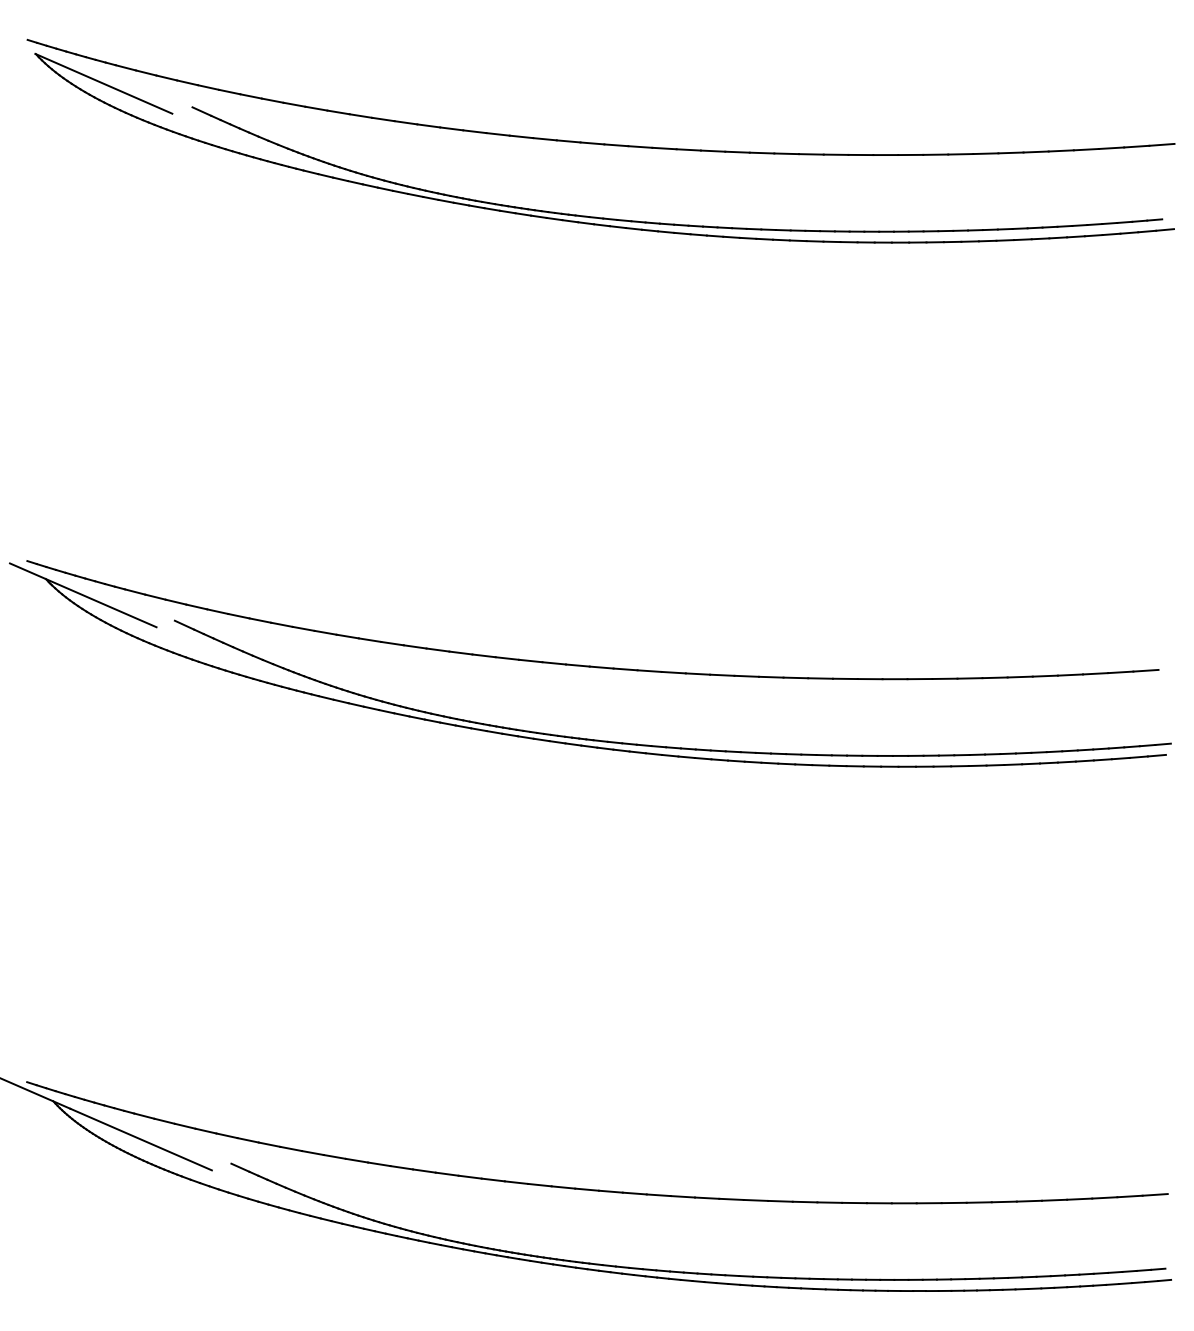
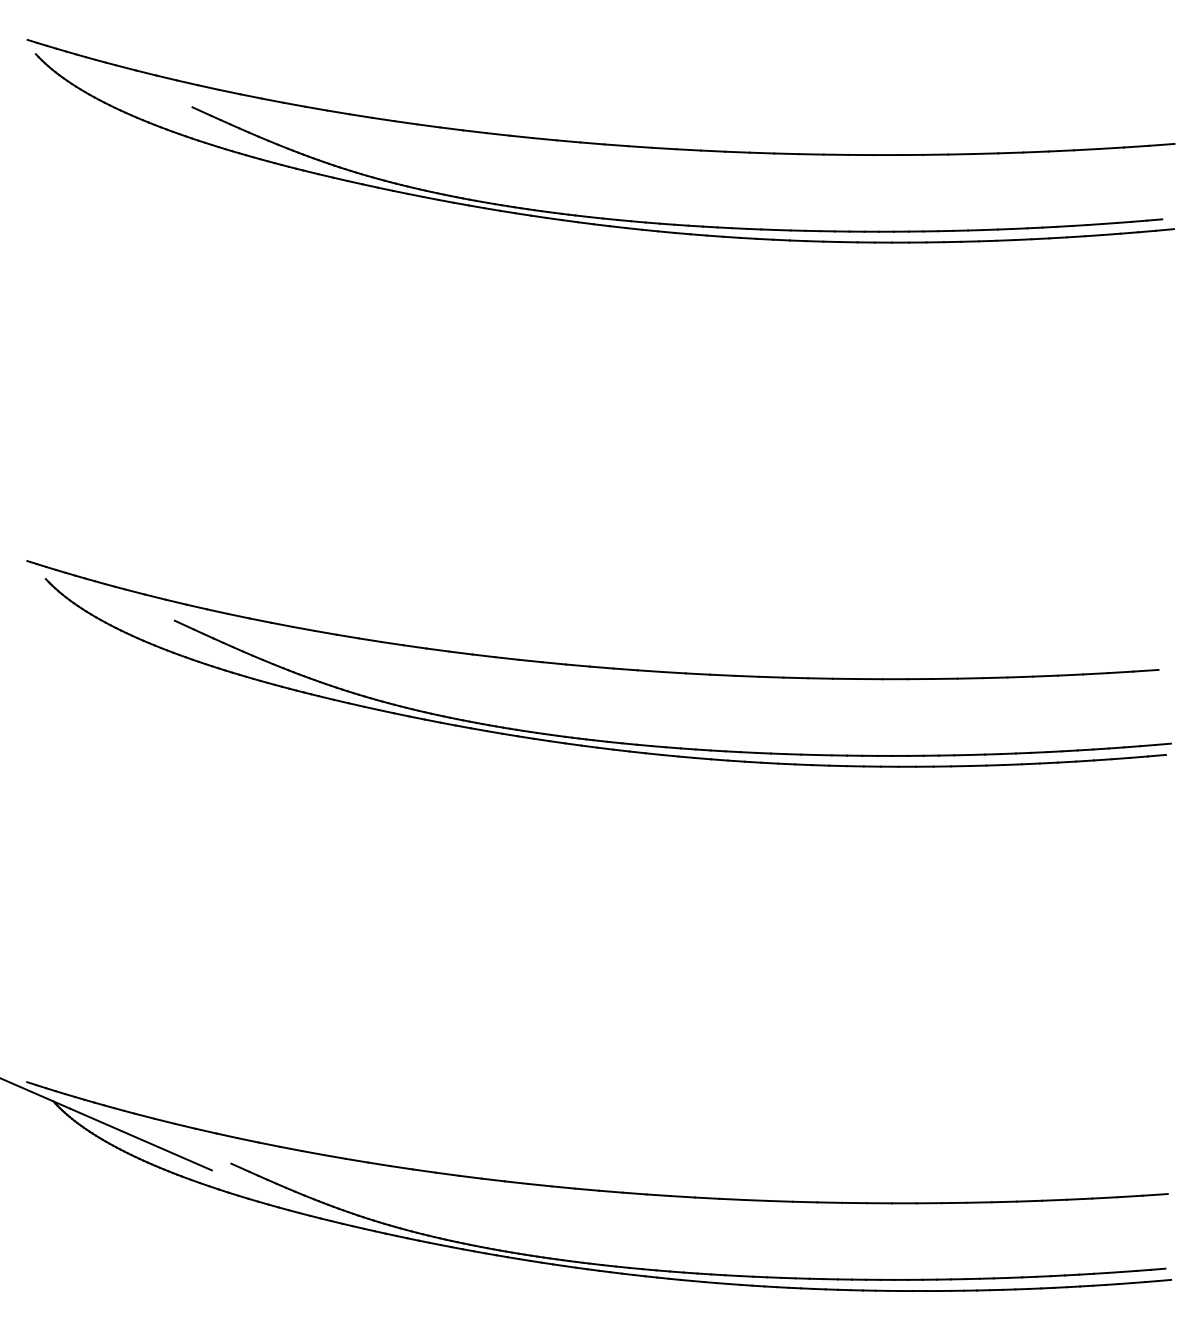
line: present -> none (103, 83)
line: present -> none (82, 595)
